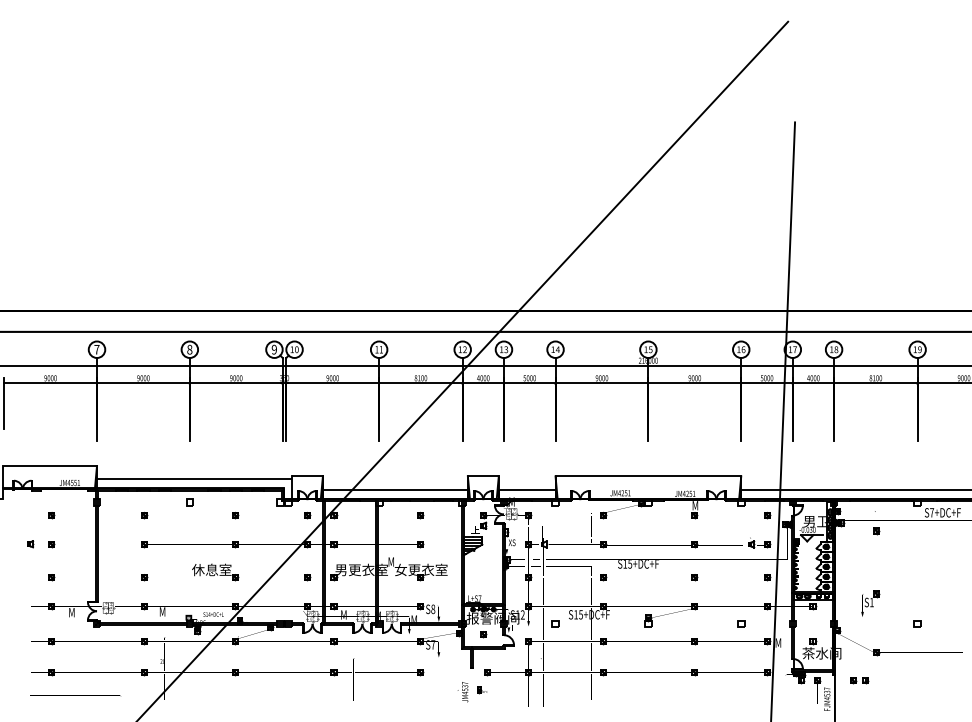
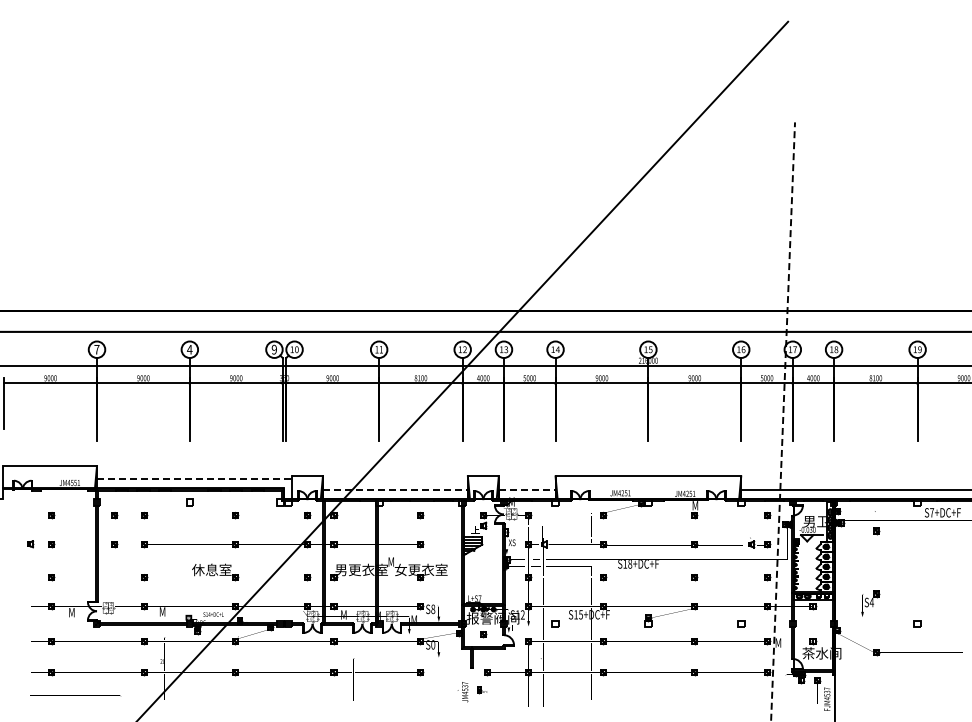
text: 8 -> 4 (189, 349)
line: solid -> dashed (783, 422)
line: solid -> dashed (195, 479)
line: solid -> dashed (395, 489)
line: solid -> dashed (527, 489)
part: none -> present (114, 541)
text: S15+DC+F -> S18+DC+F (630, 564)
text: S1 -> S4 (871, 602)
text: S7 -> S0 (433, 644)
part: present -> none (859, 680)
